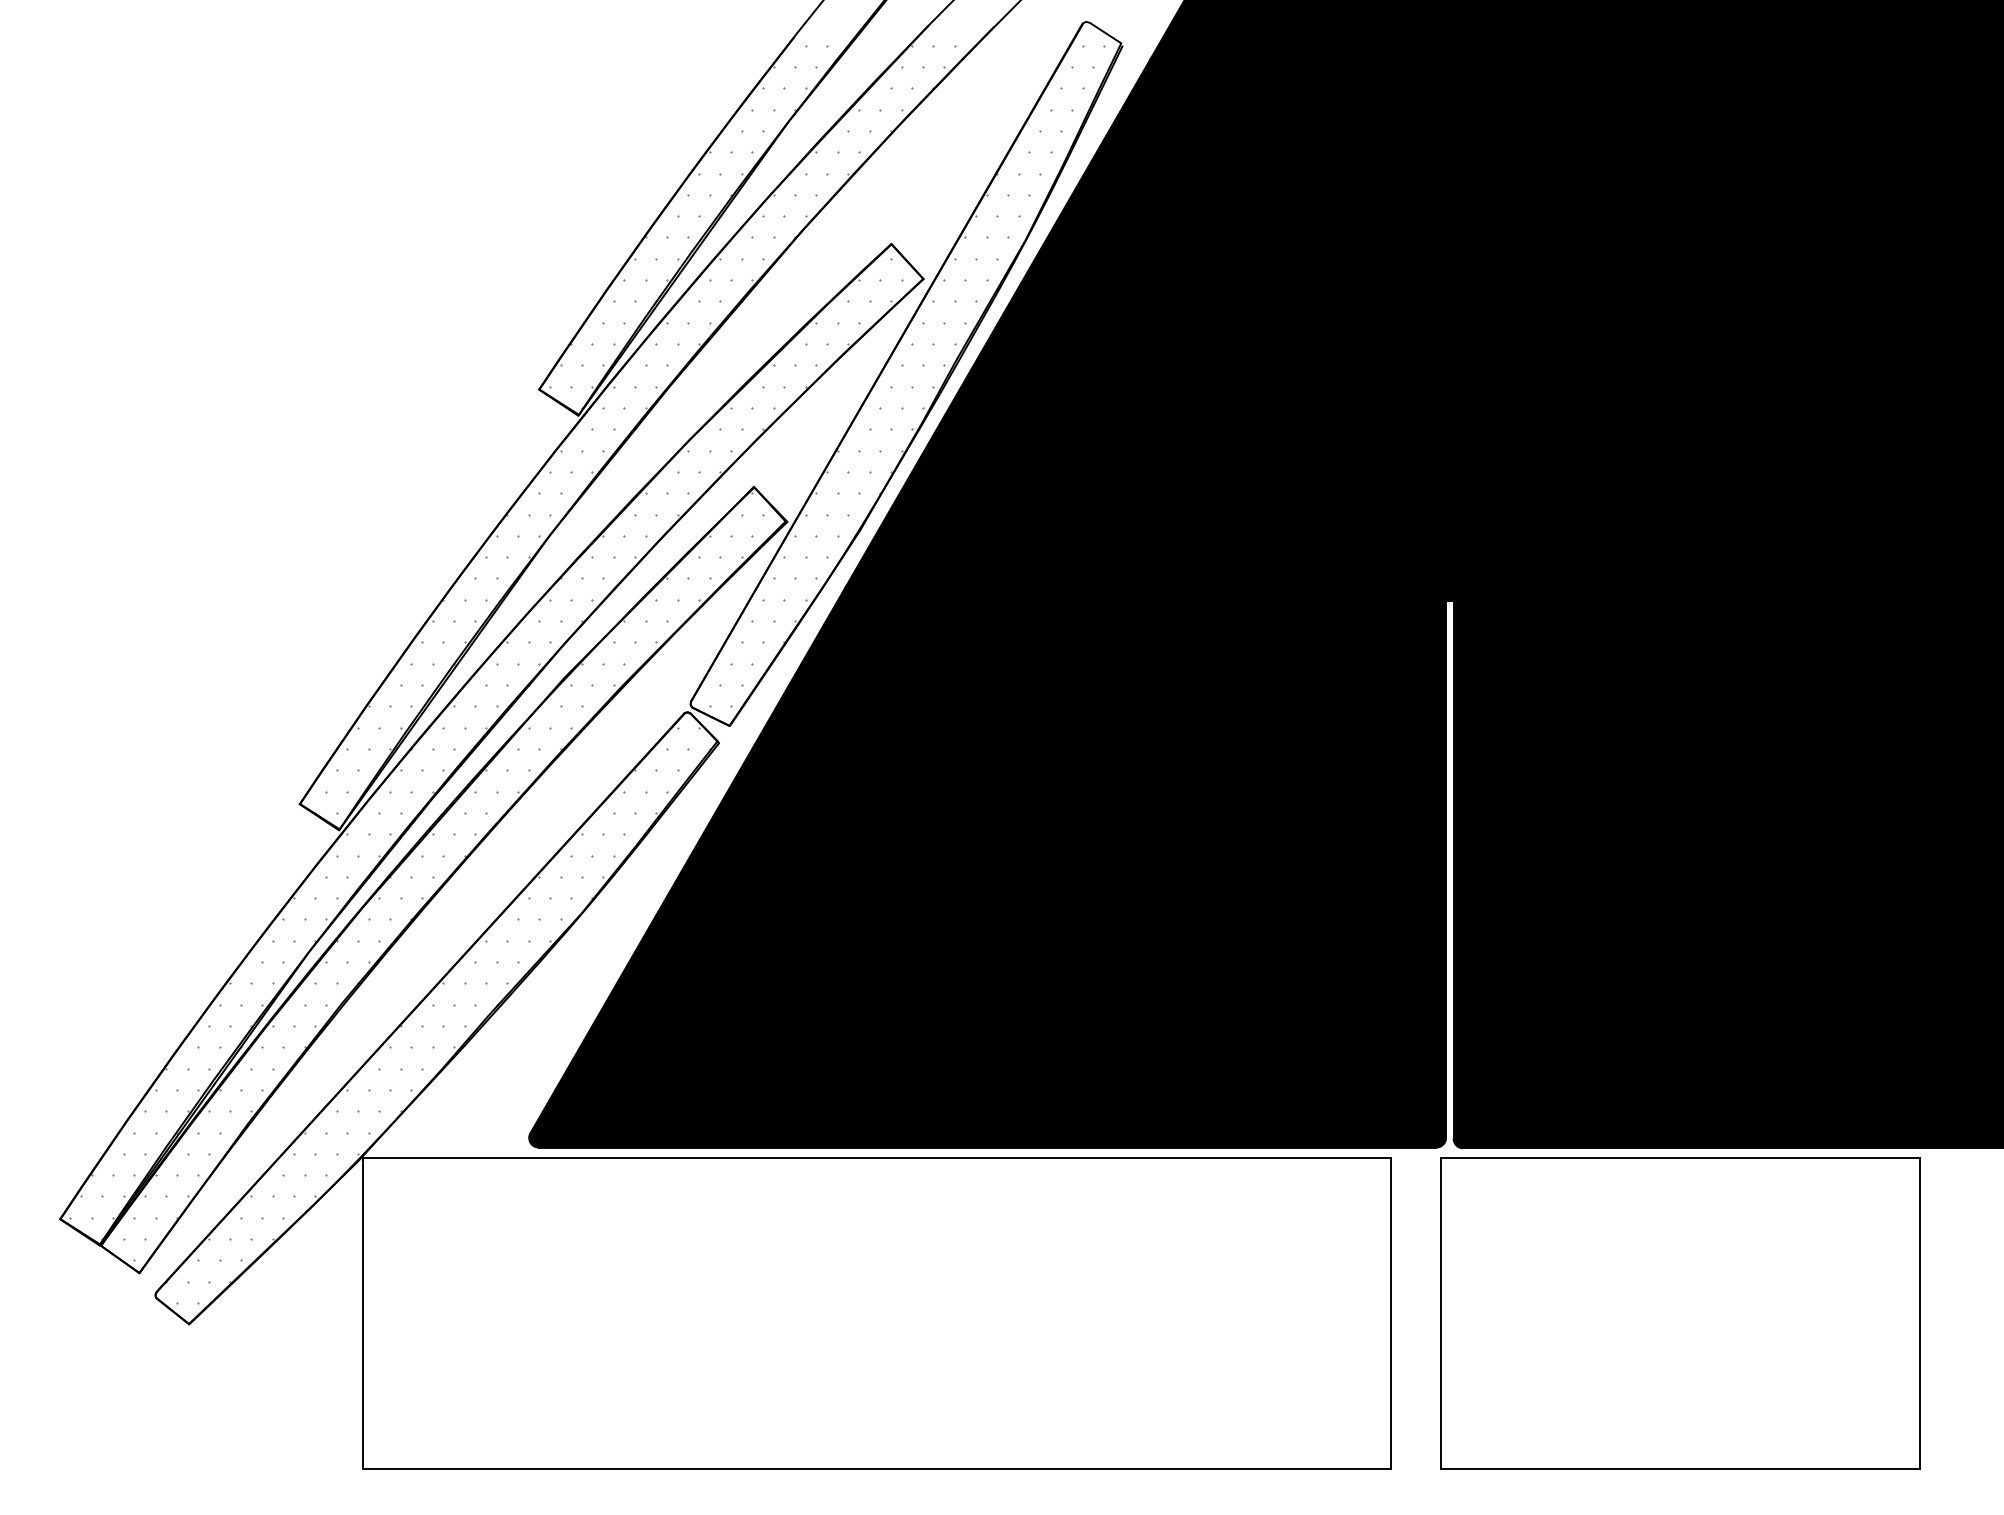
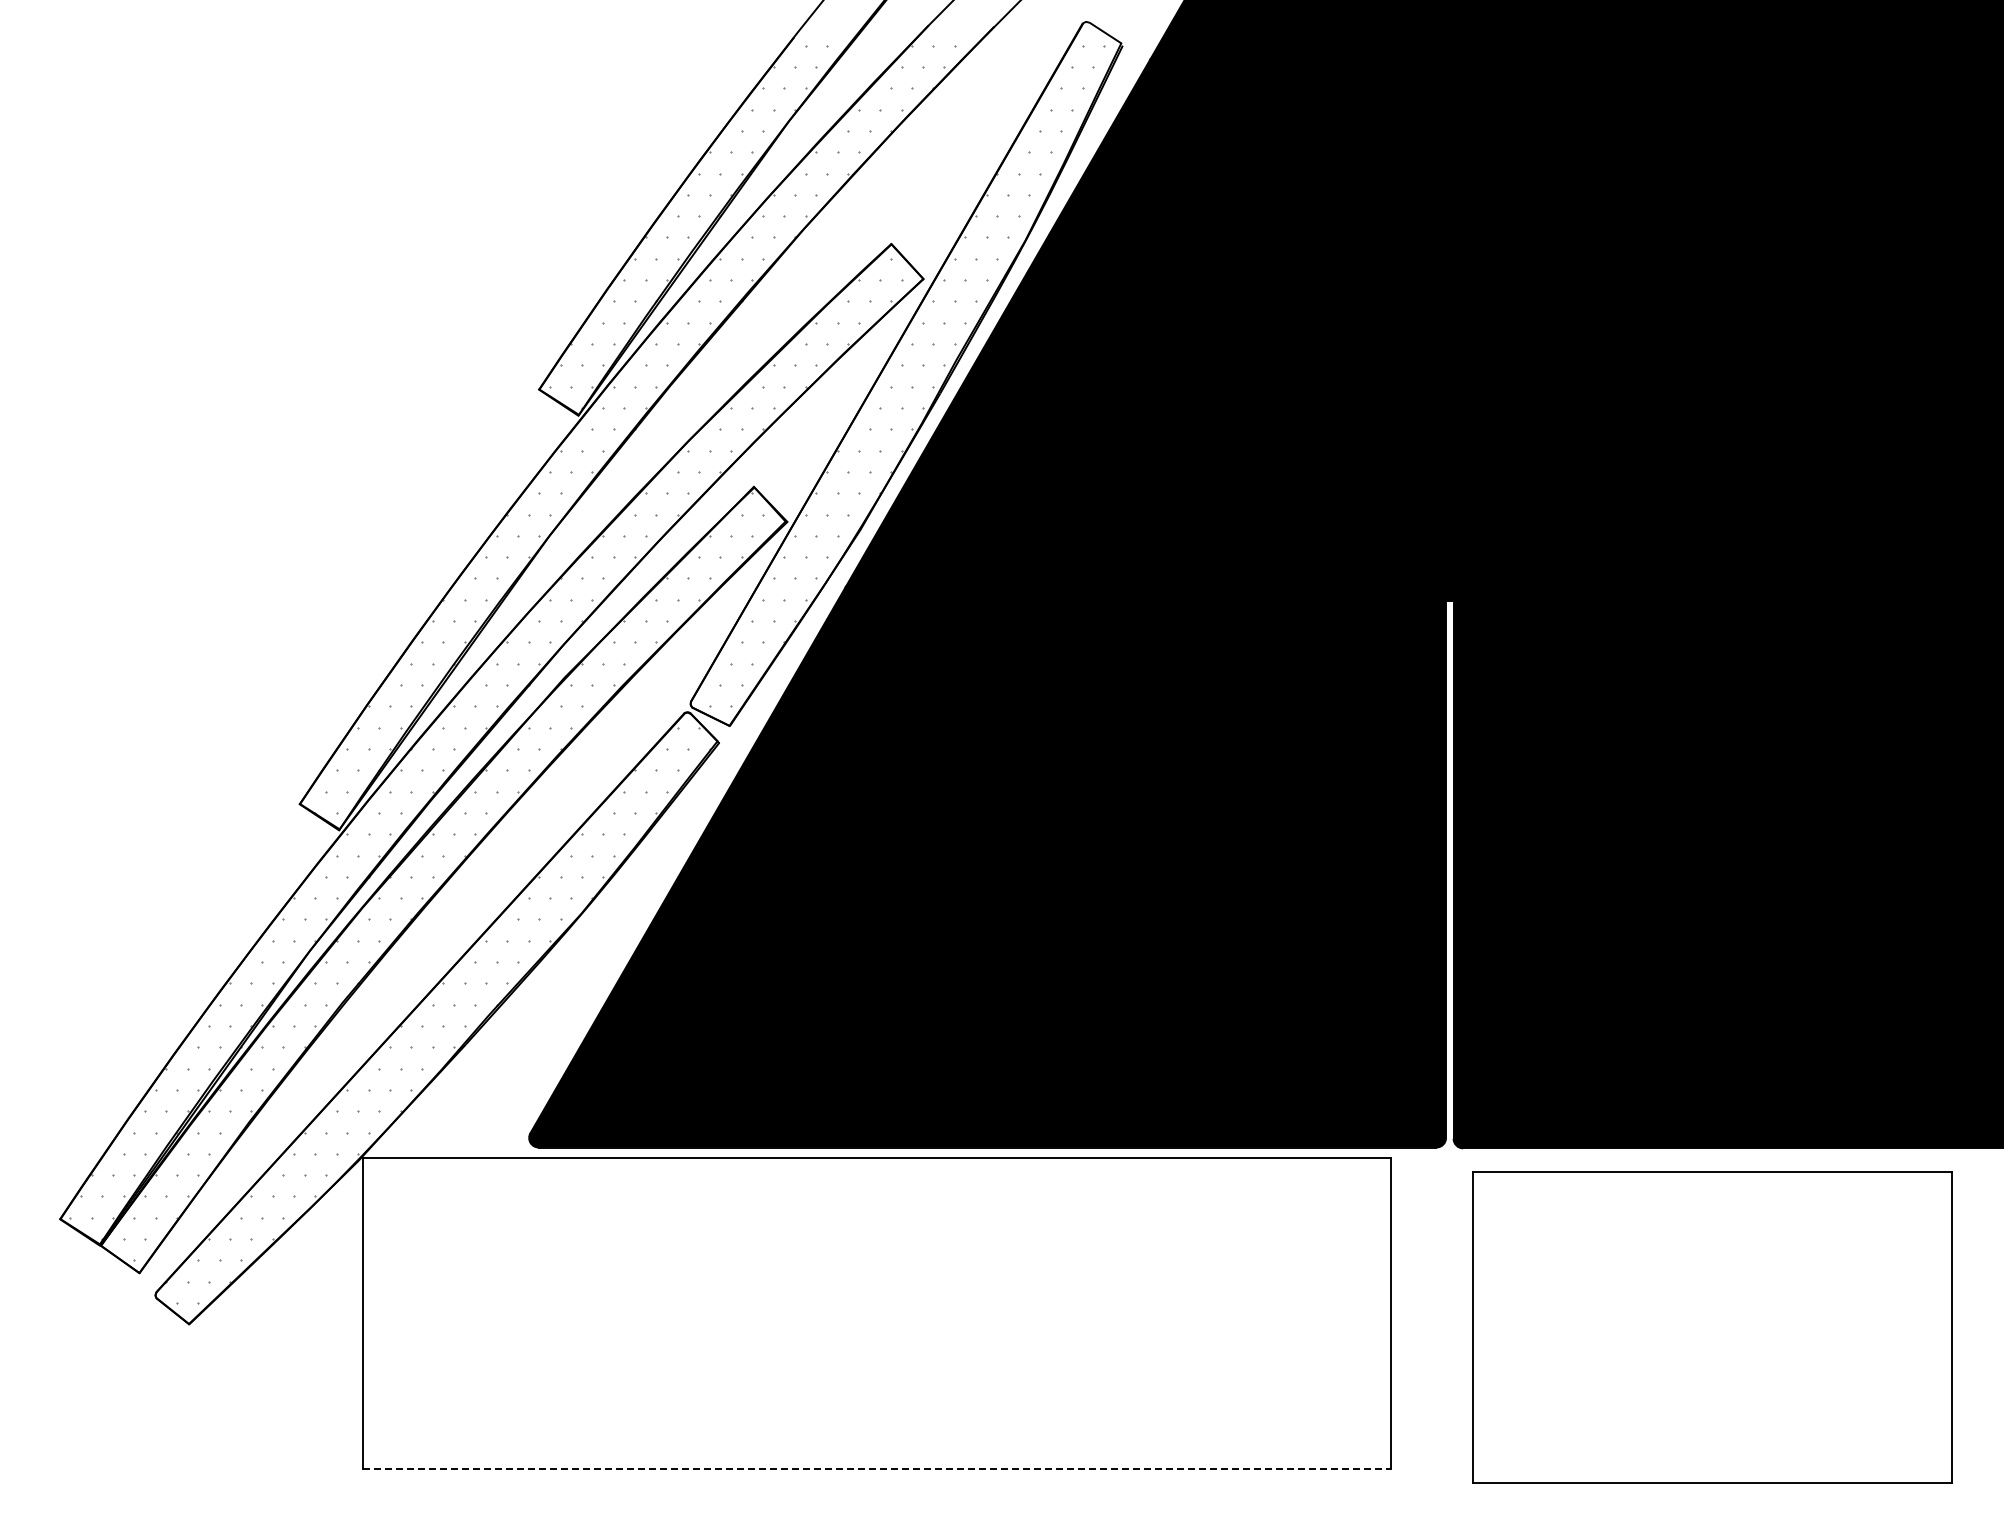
part position: (1680, 1313) -> (1712, 1327) (1712, 1327)
line: solid -> dashed (877, 1469)
